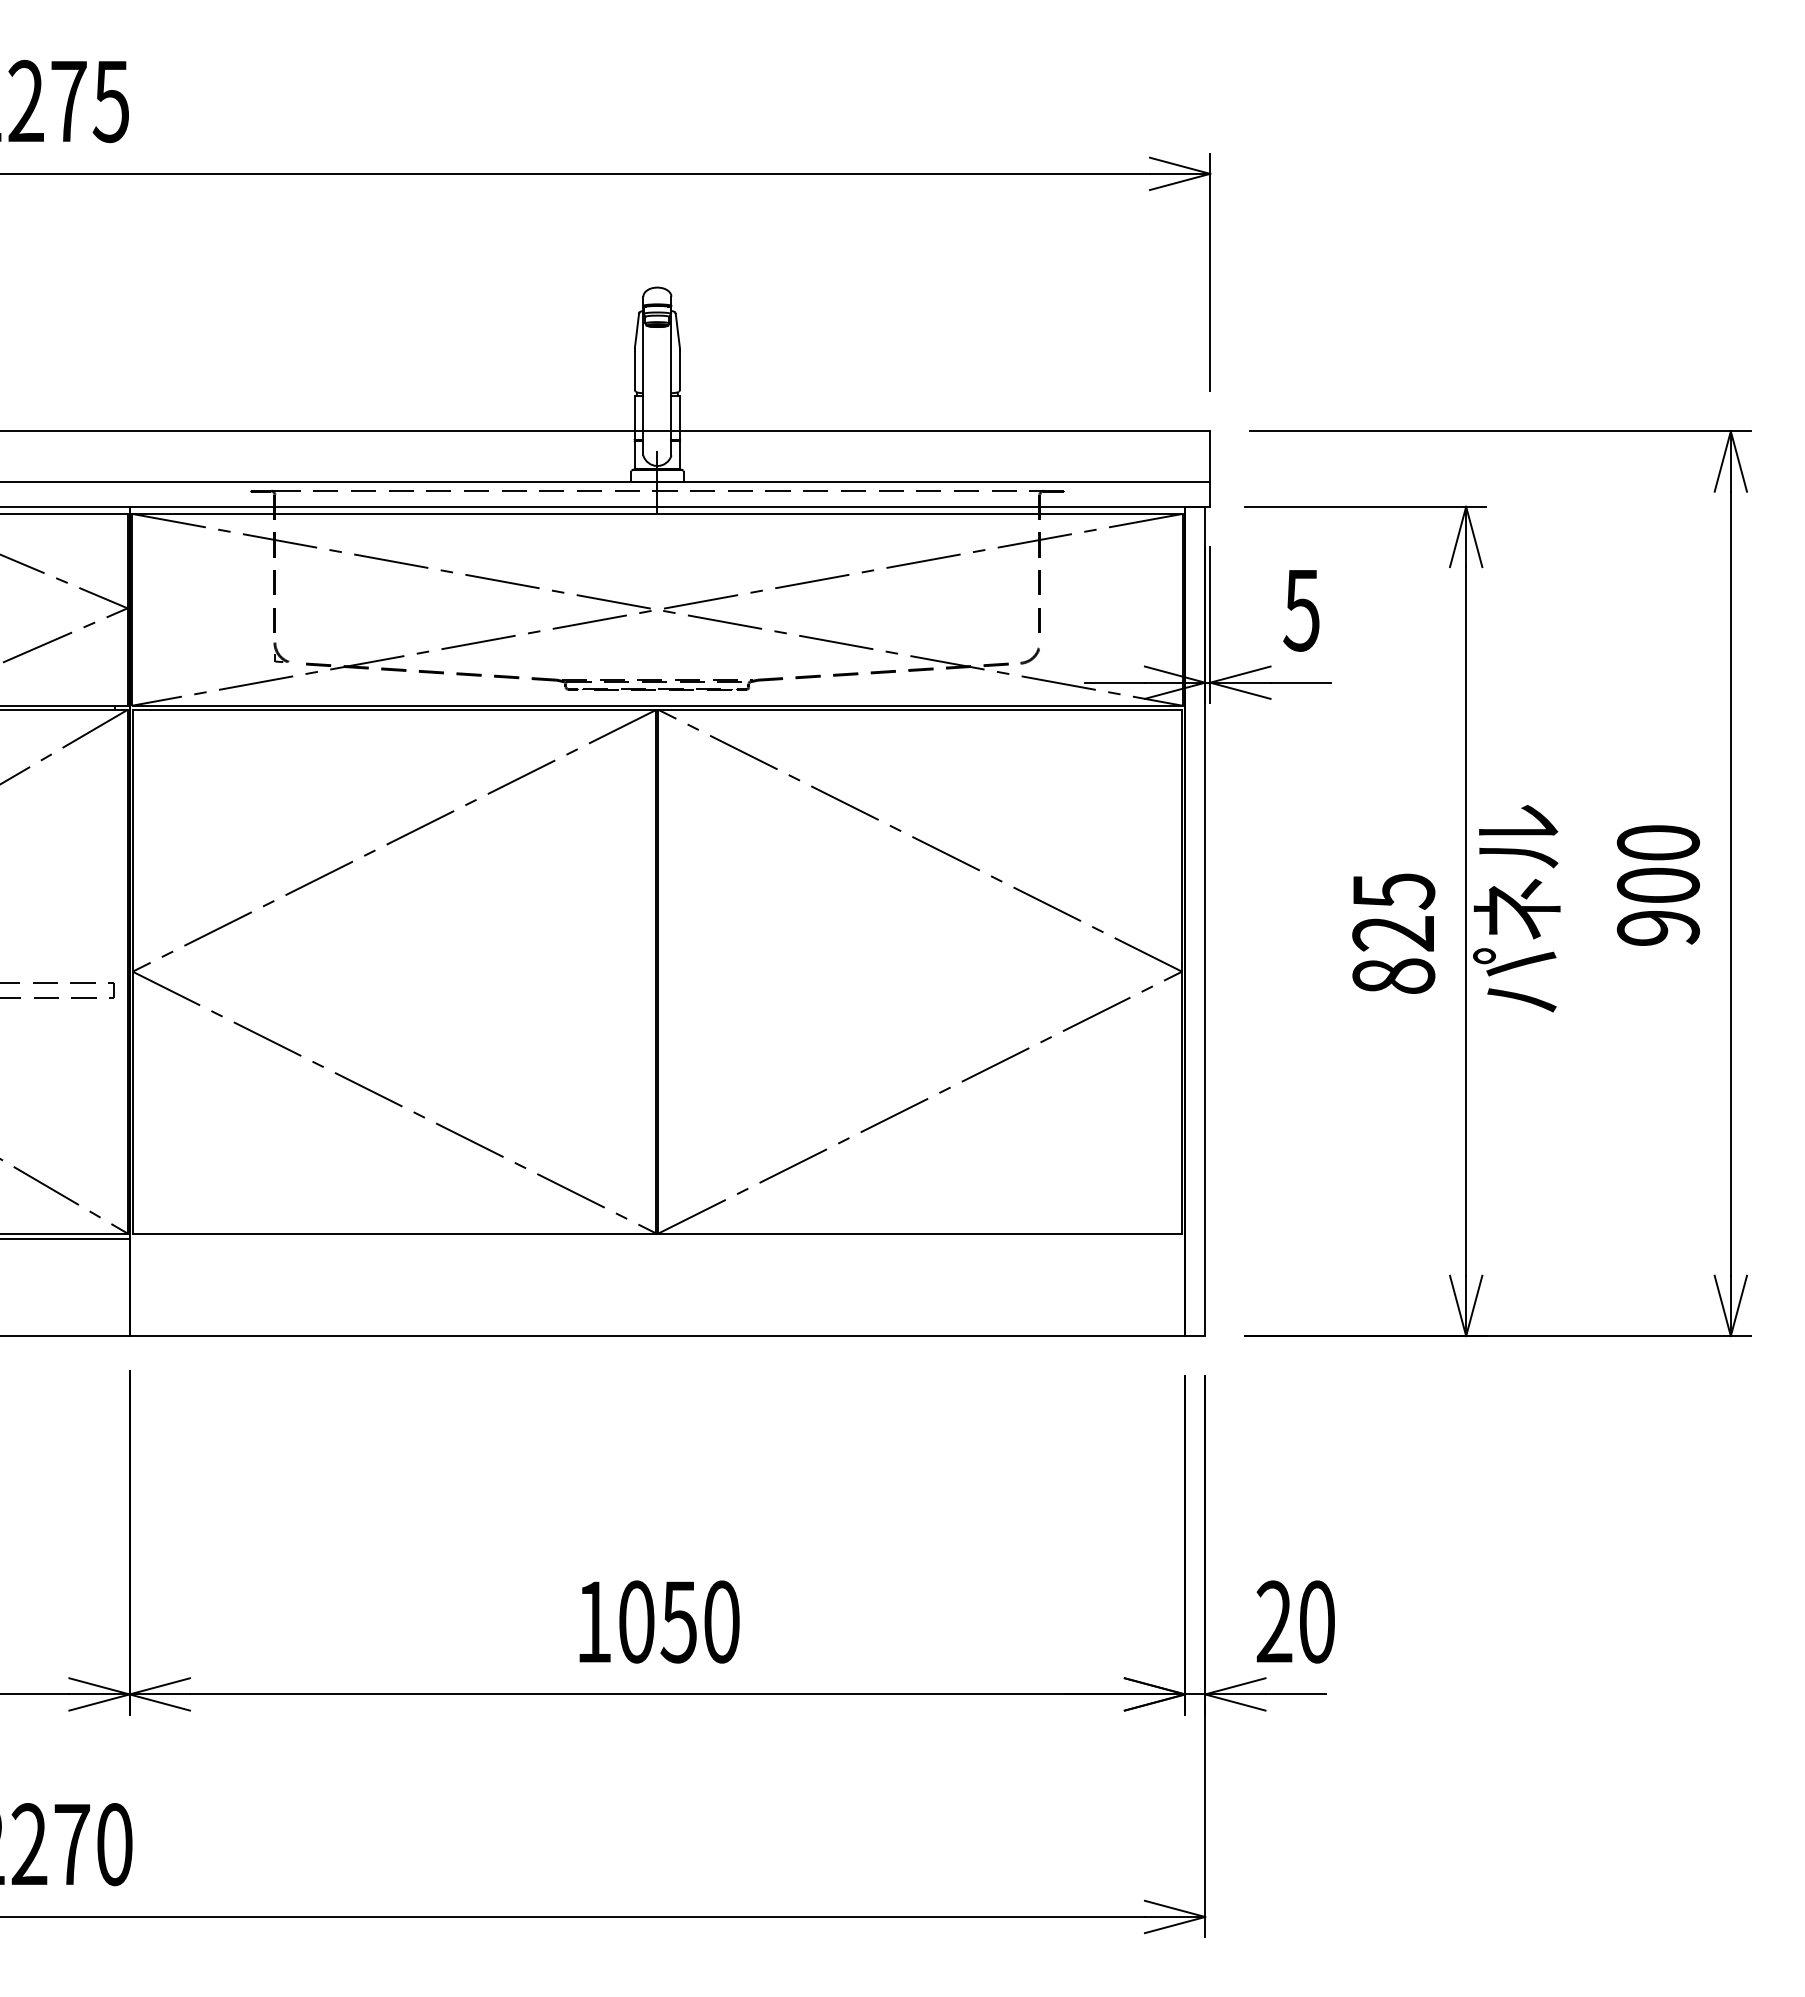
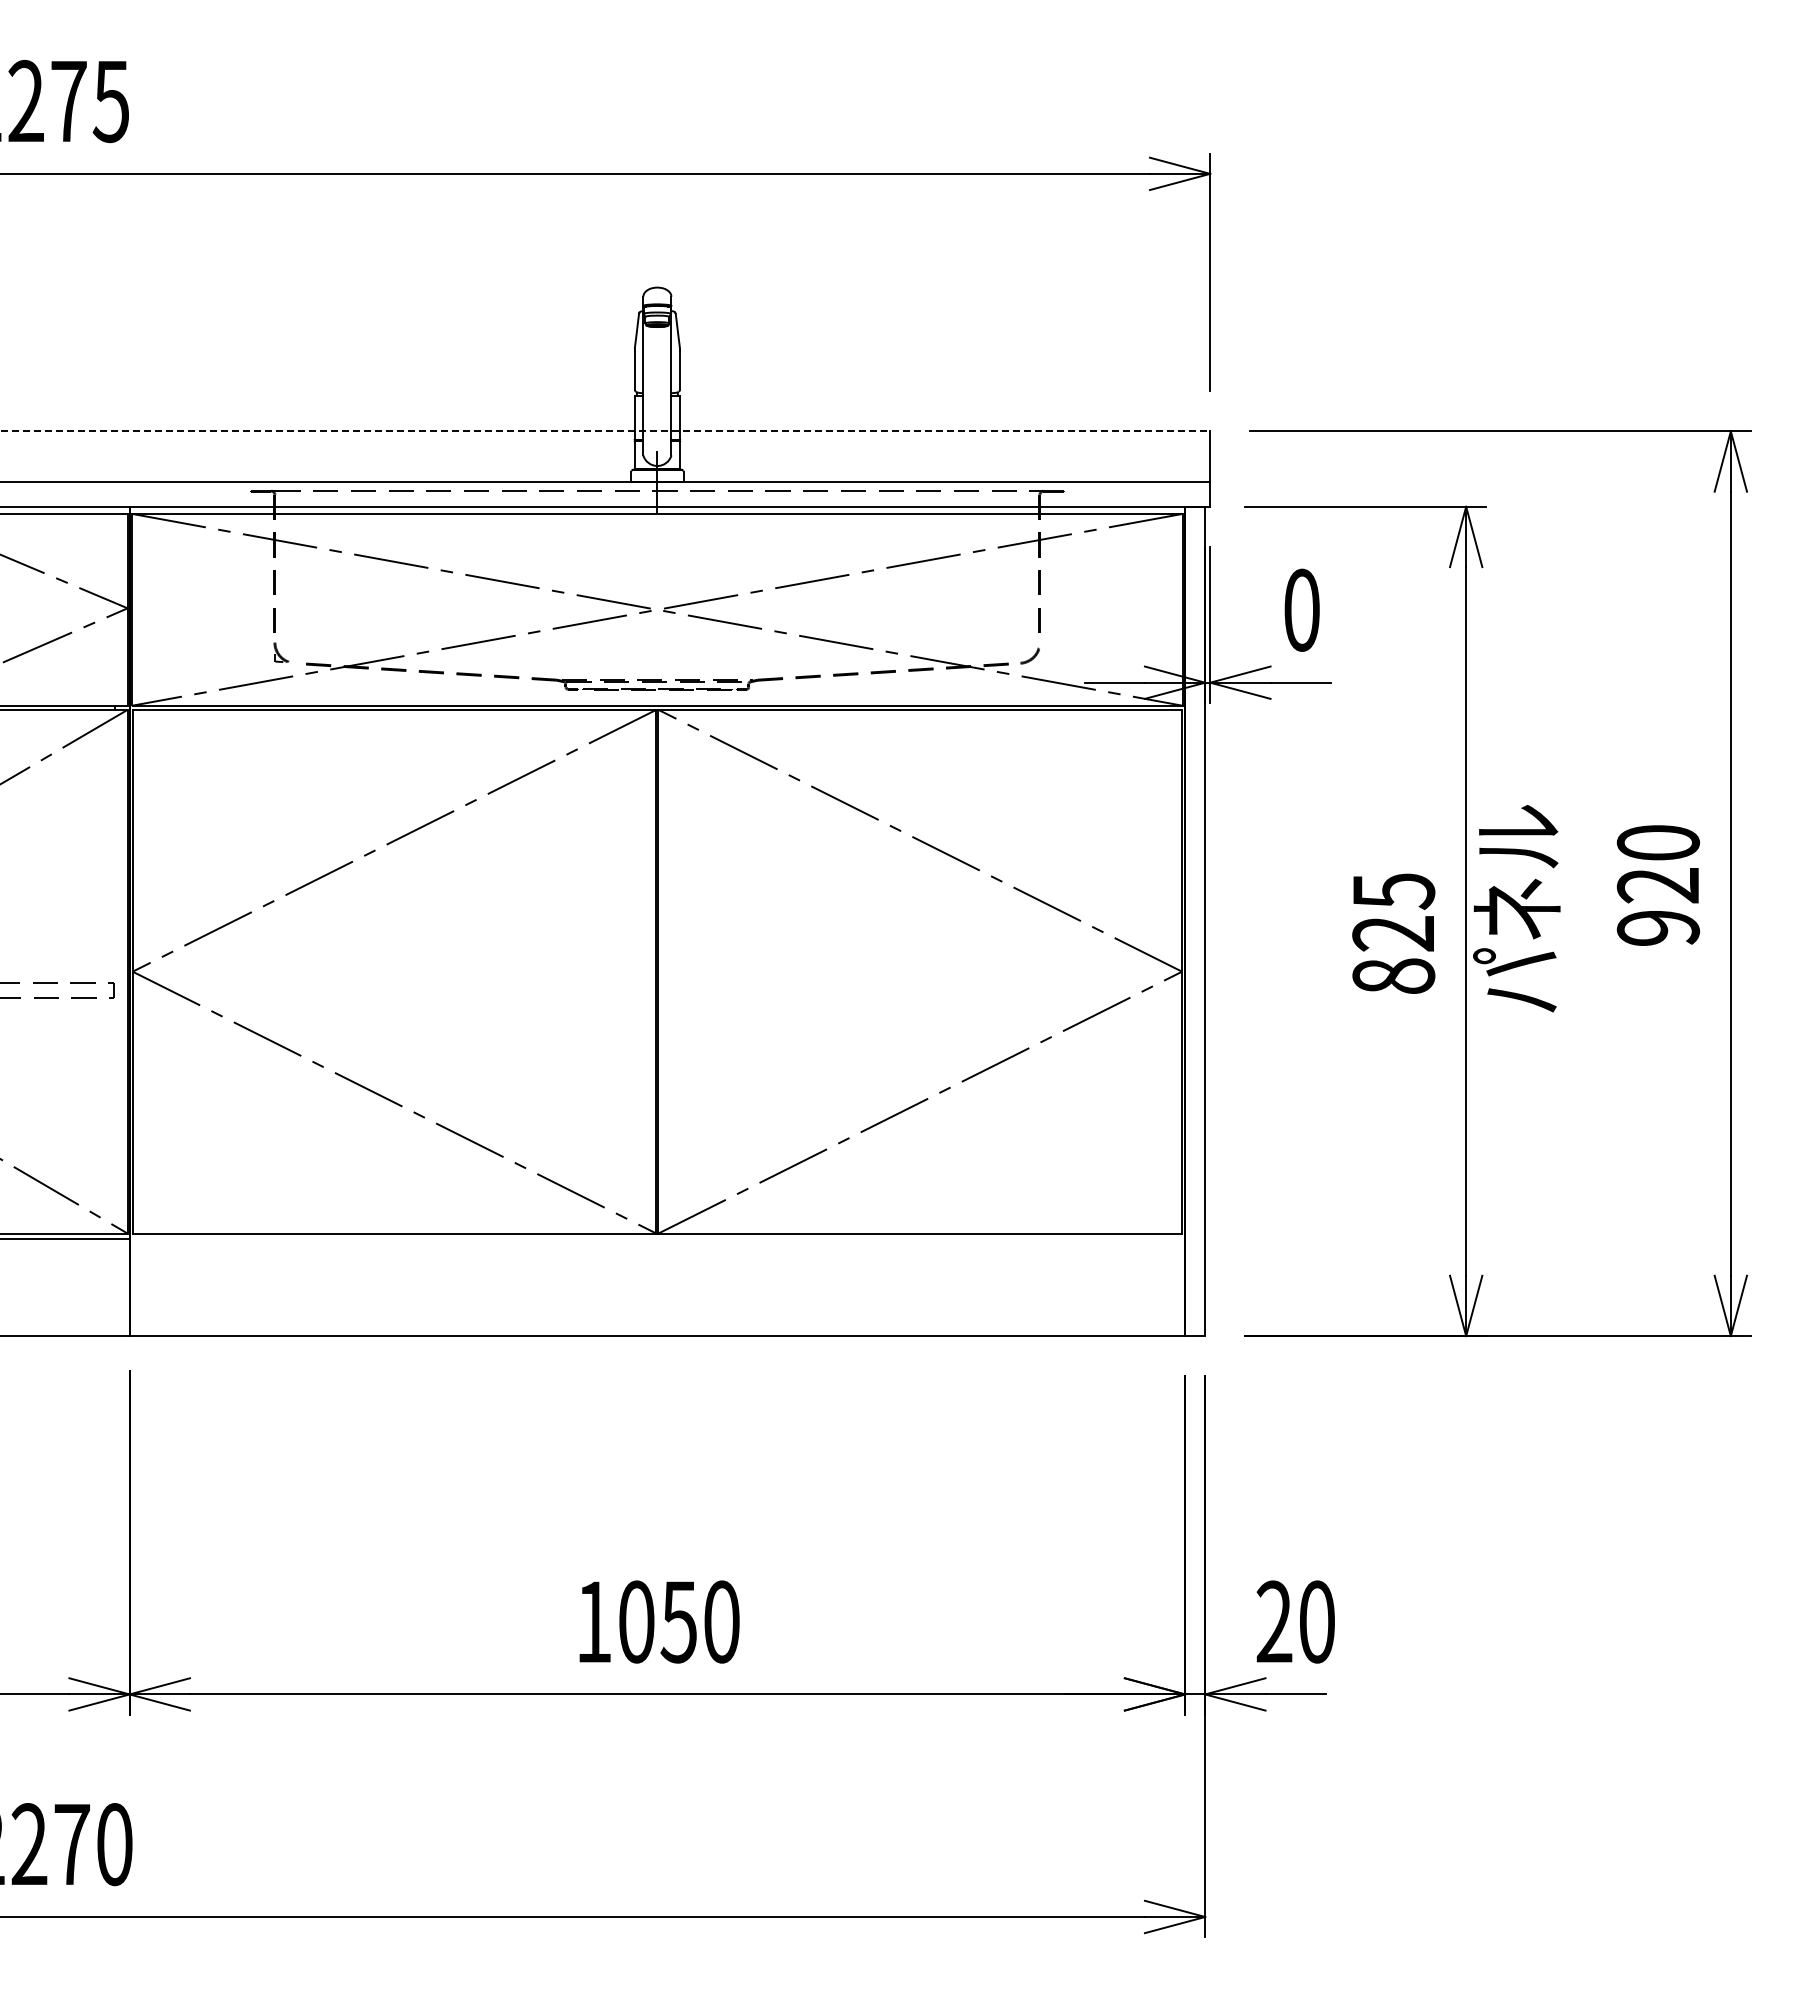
line: solid -> dashed (605, 431)
text: 5 -> 0 (1301, 609)
text: 900 -> 920 (1658, 885)
